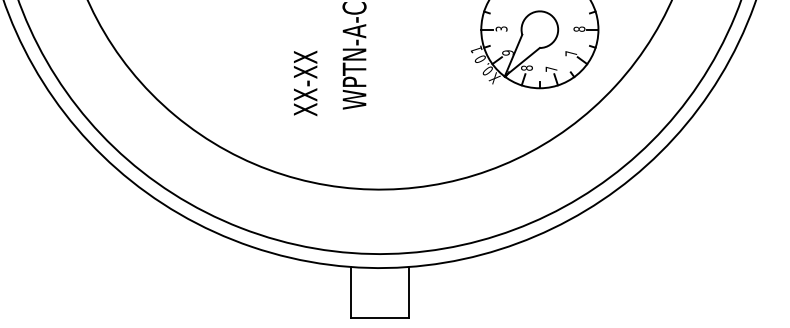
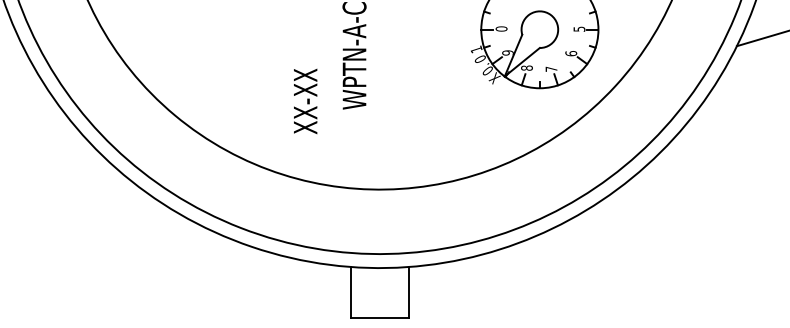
text: 3 -> 0 (501, 28)
text: 8 -> 5 (579, 28)
line: none -> present (761, 38)
text: 7 -> 6 (571, 53)
text position: (305, 83) -> (305, 101) (305, 101)
